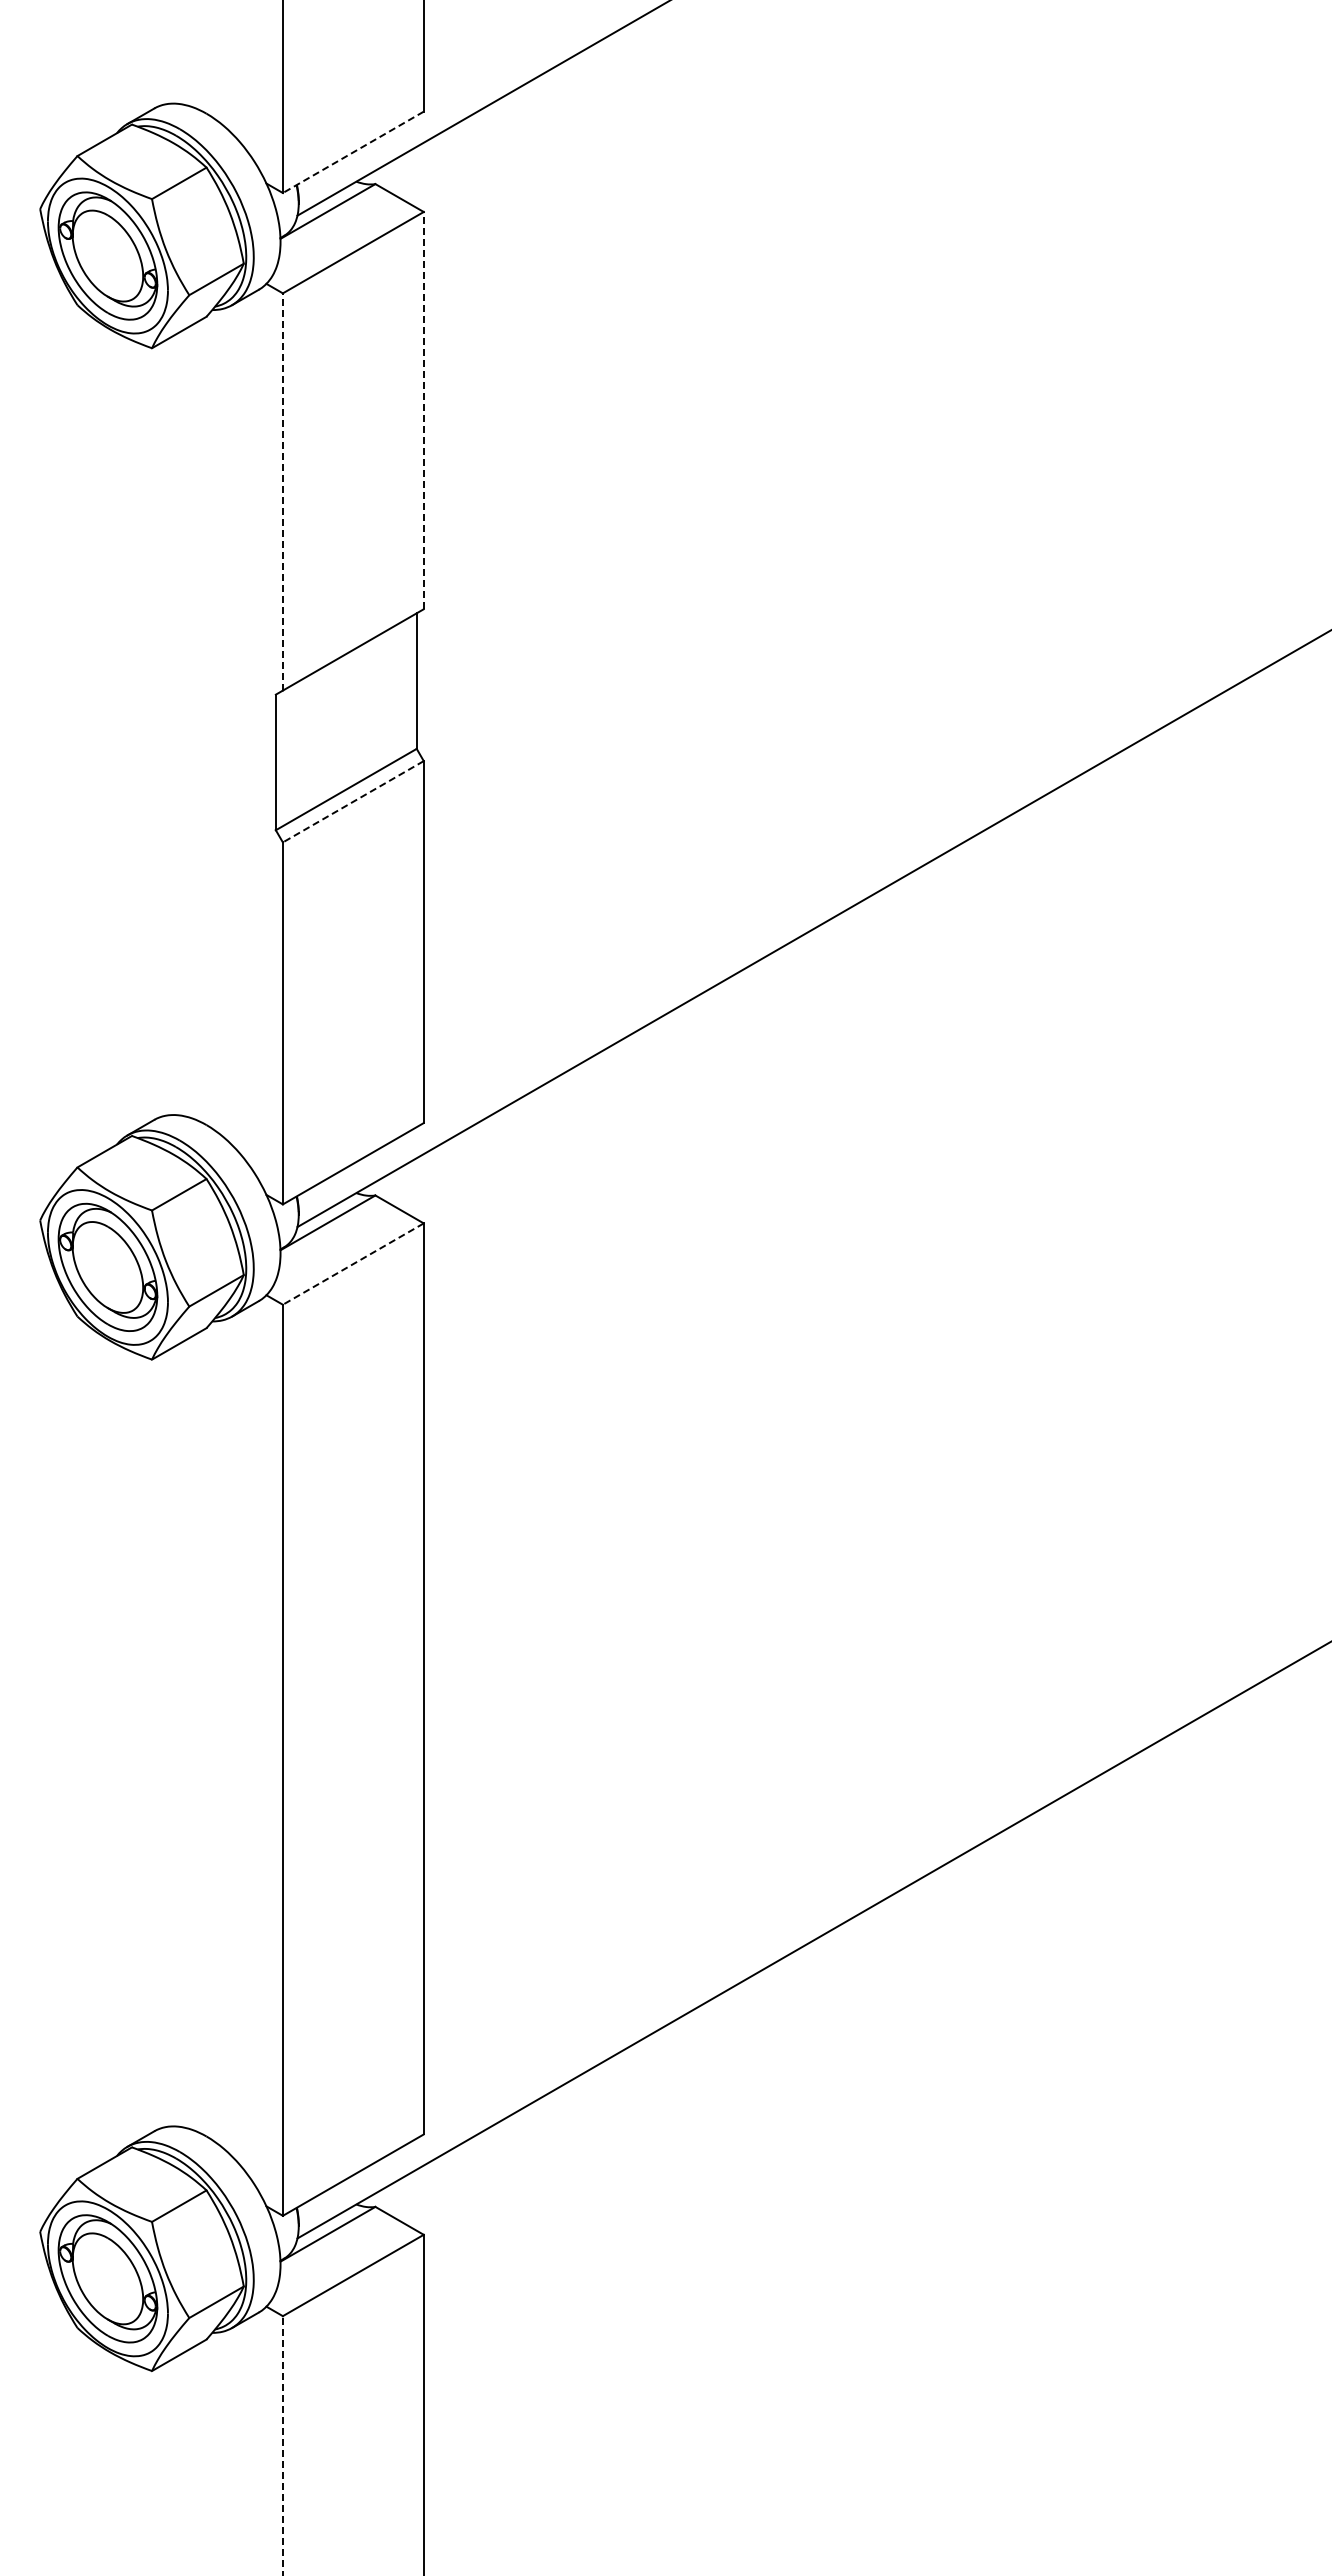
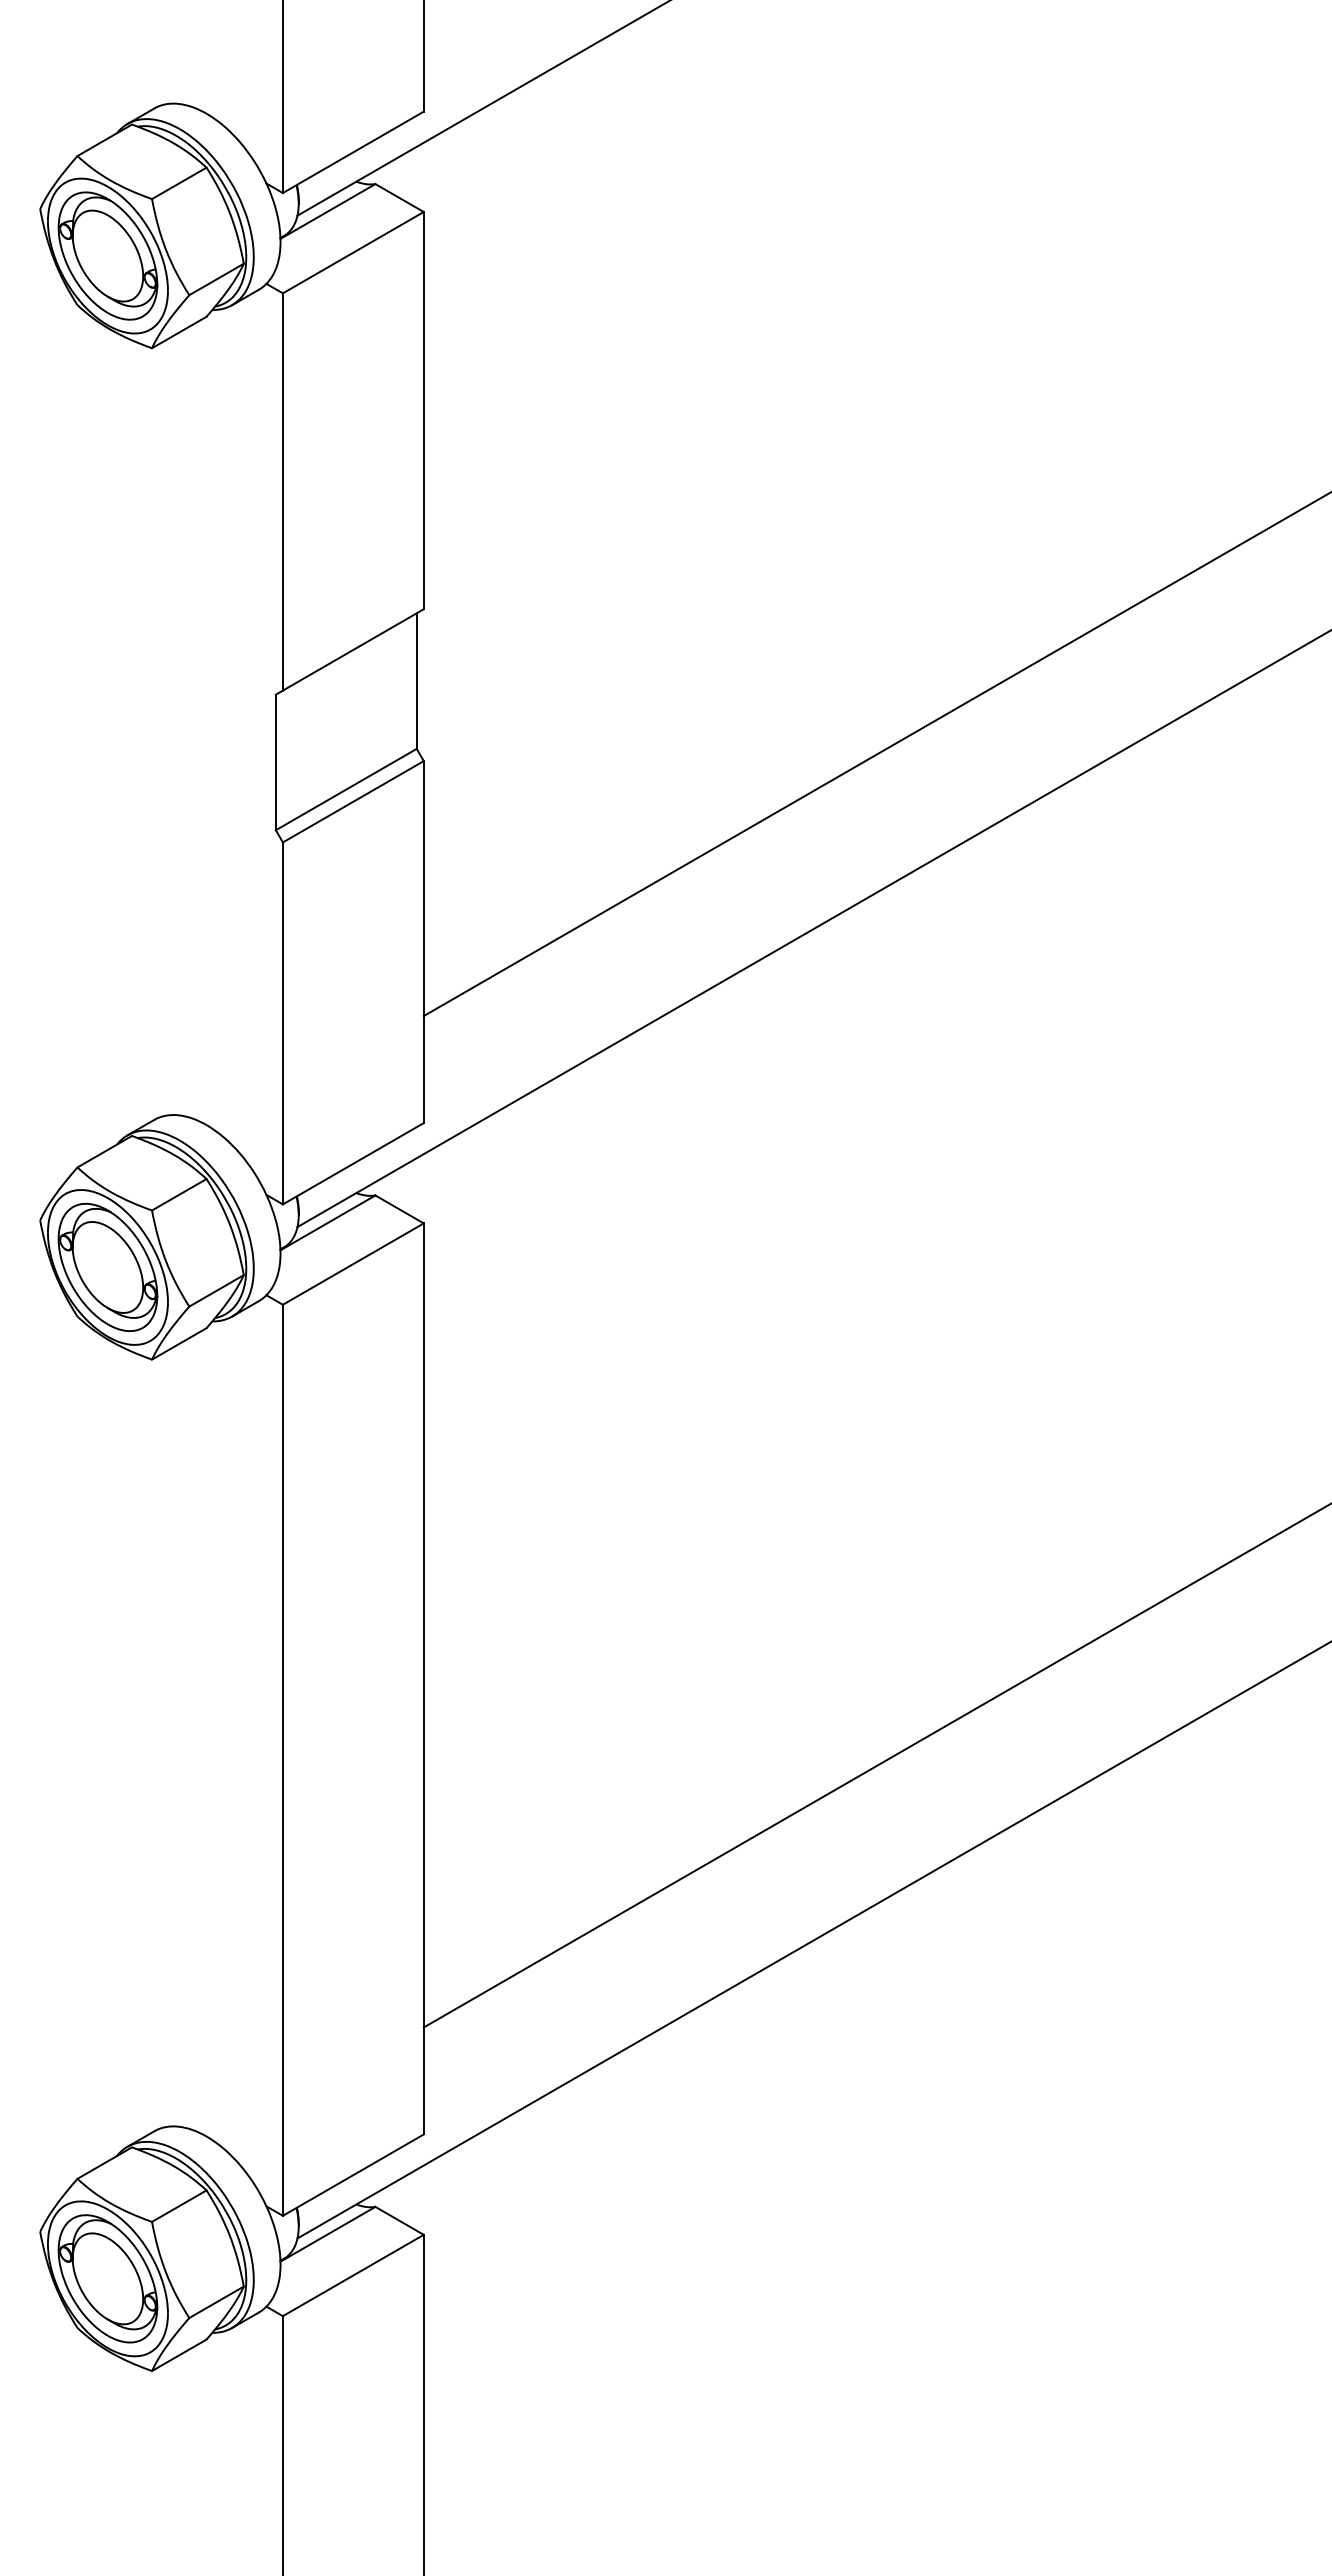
line: dashed -> solid (352, 152)
line: dashed -> solid (423, 410)
line: dashed -> solid (282, 491)
line: none -> present (875, 754)
line: dashed -> solid (352, 802)
line: dashed -> solid (352, 1264)
line: none -> present (875, 1765)
line: dashed -> solid (282, 2446)
